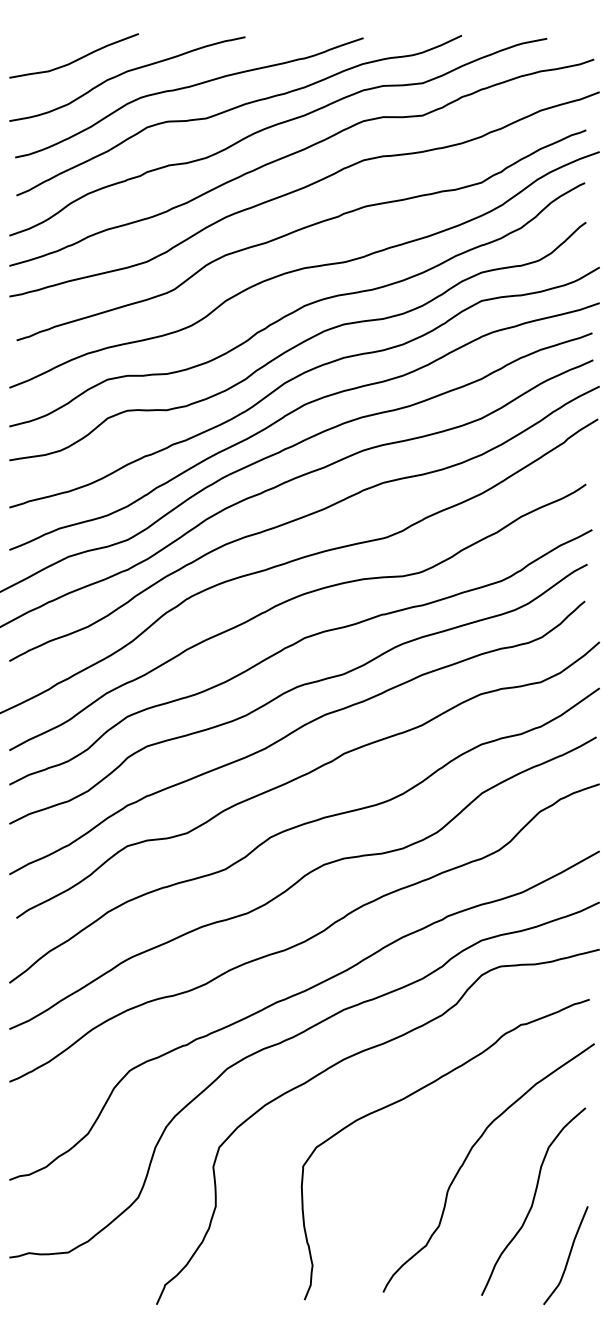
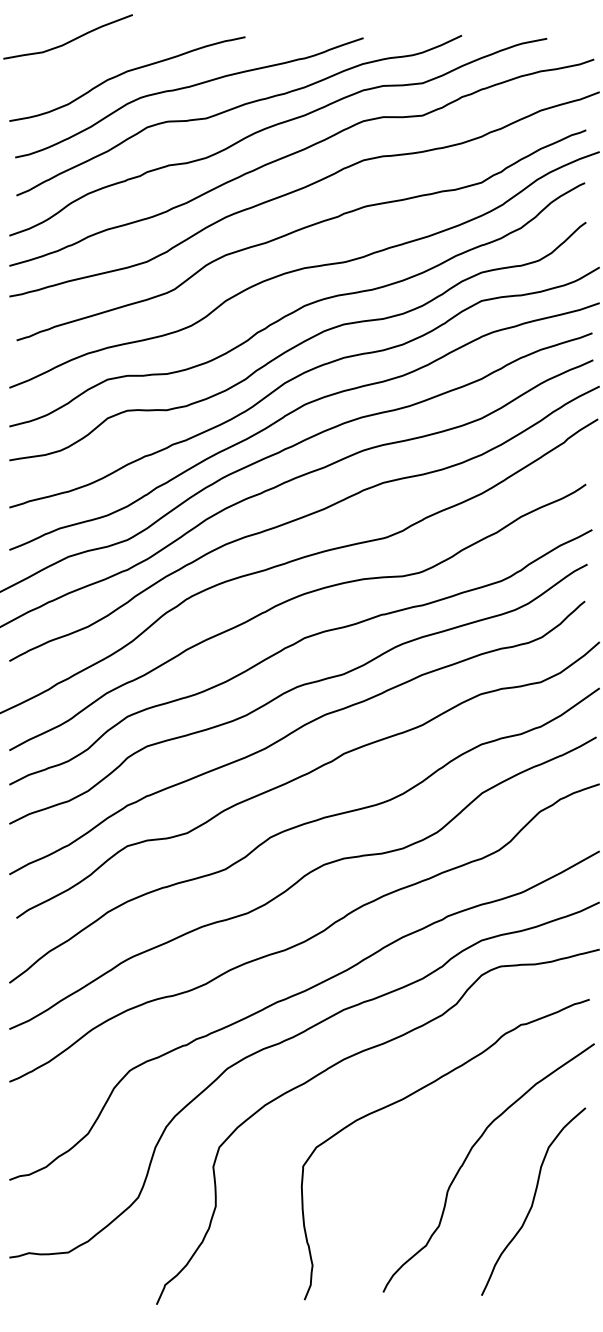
curve position: (75, 59) -> (69, 40) (69, 40)
curve: present -> none (567, 1257)
